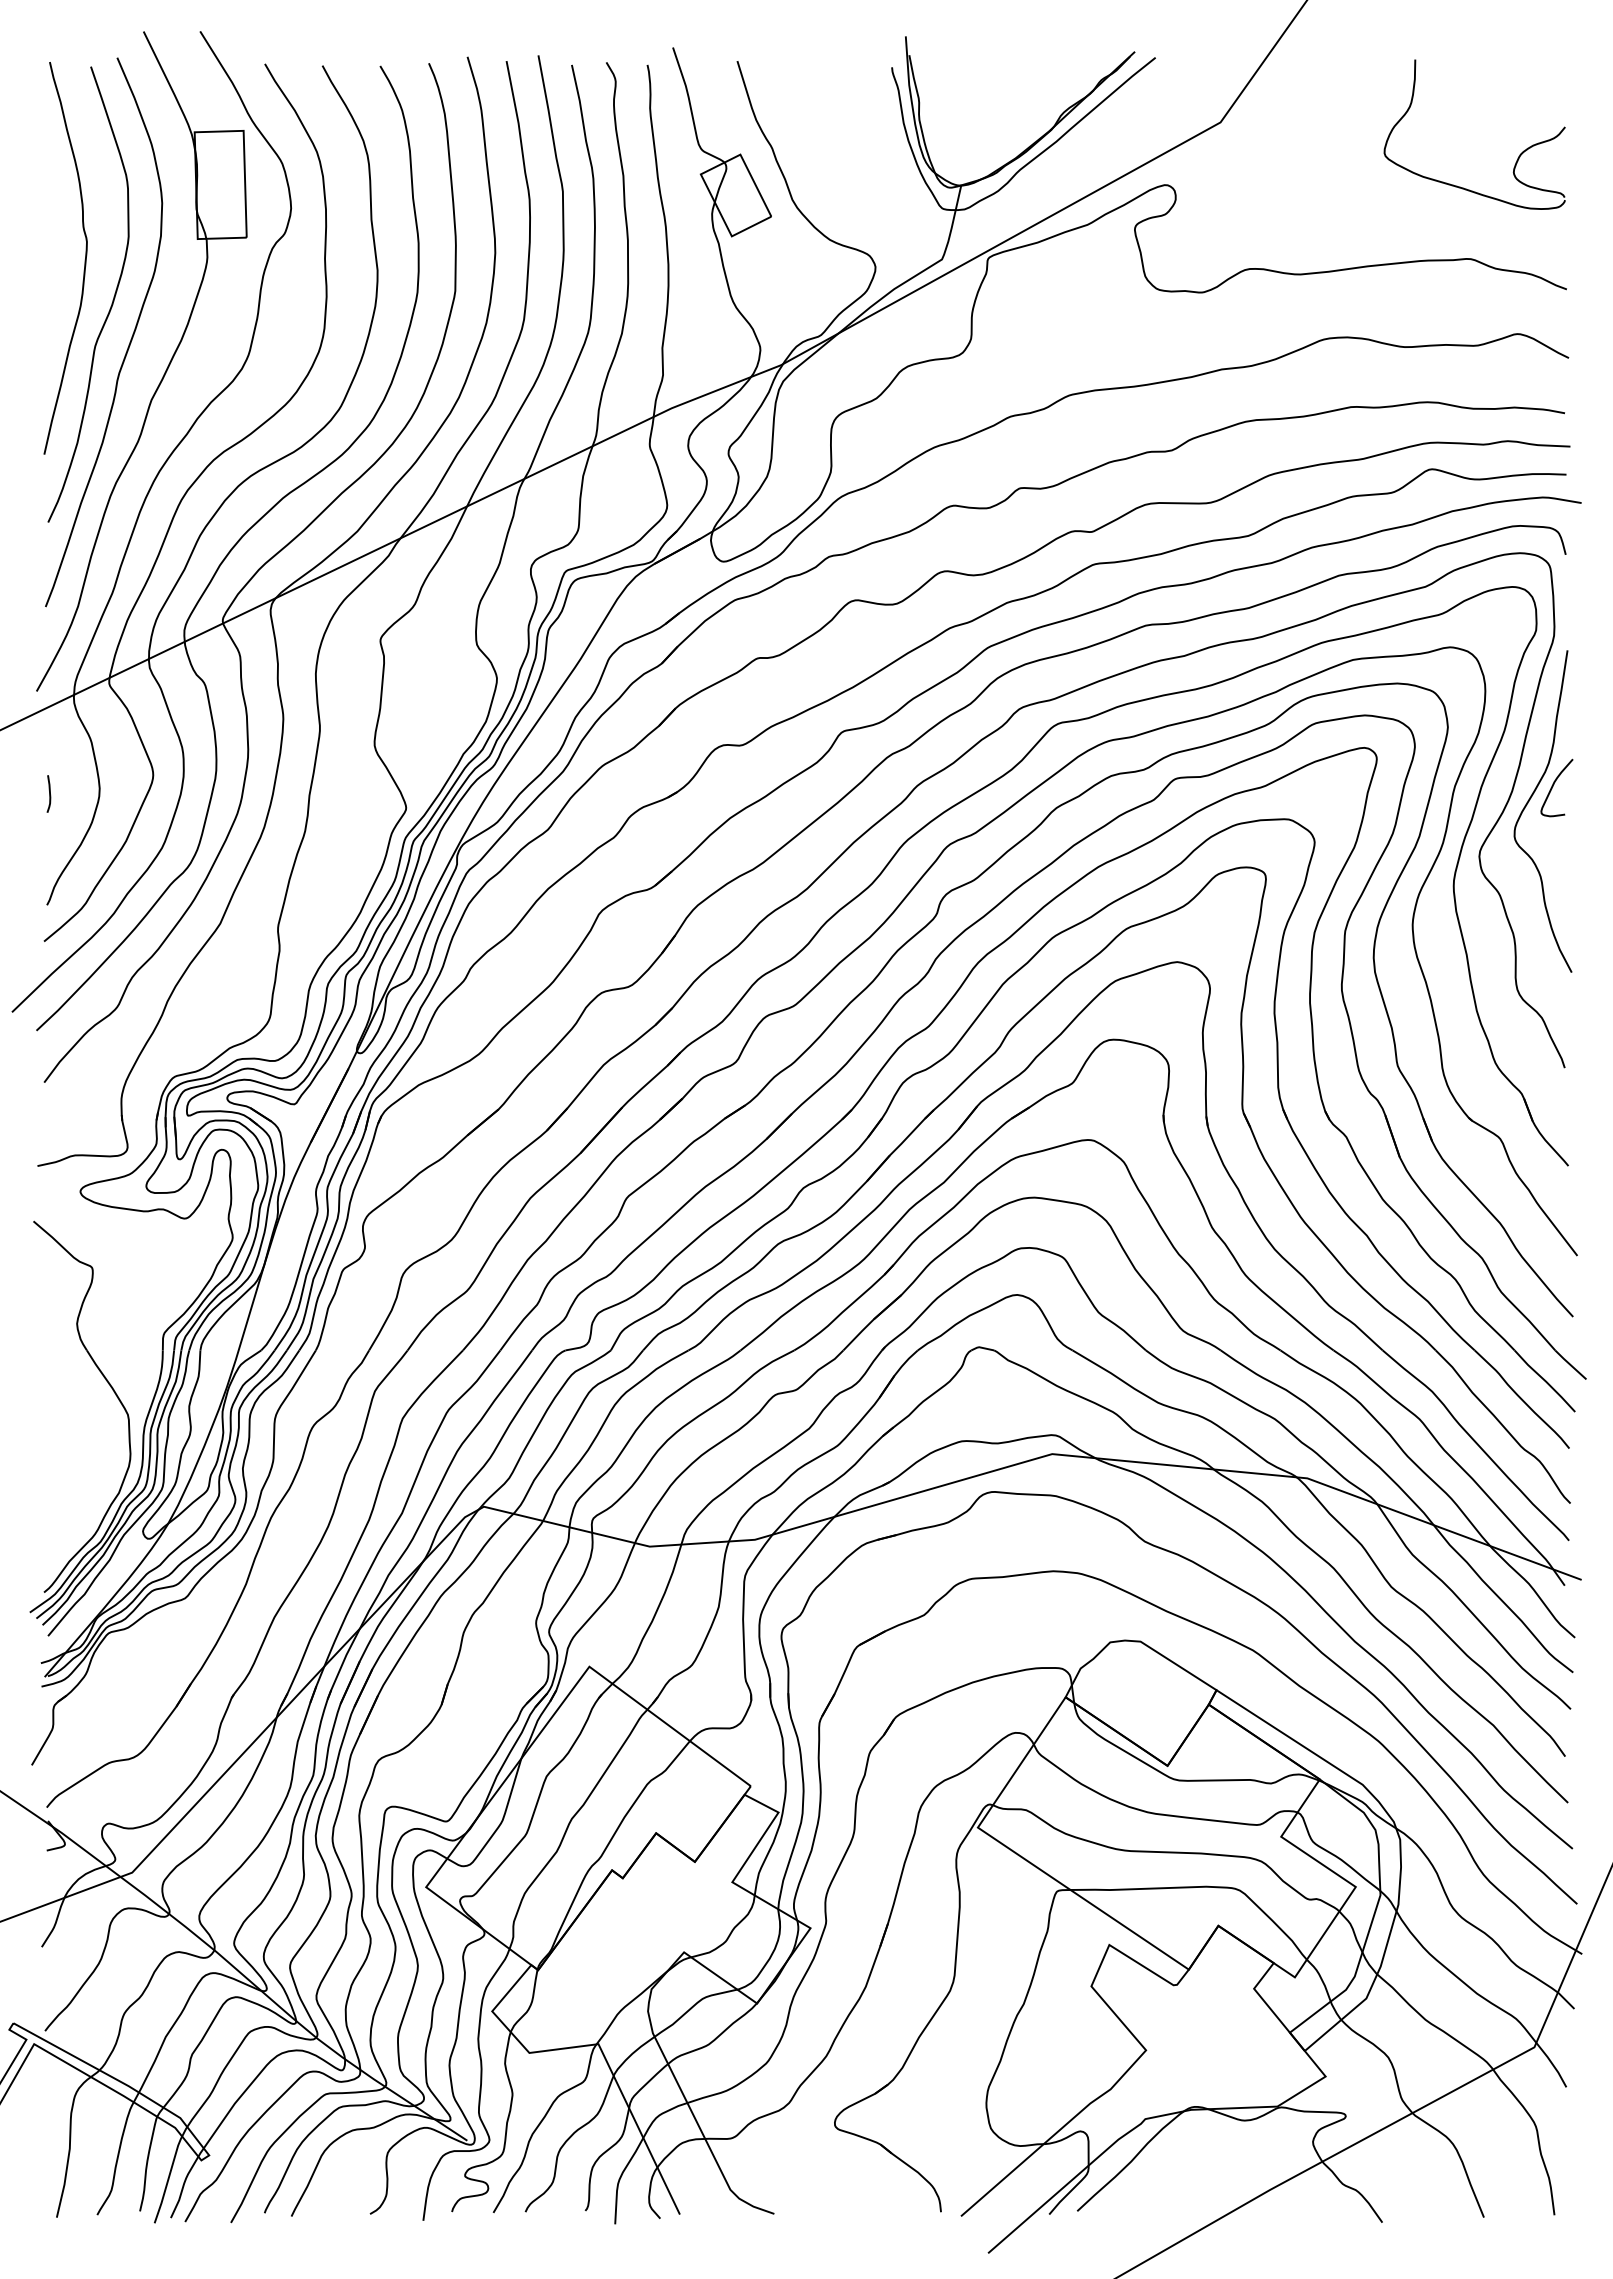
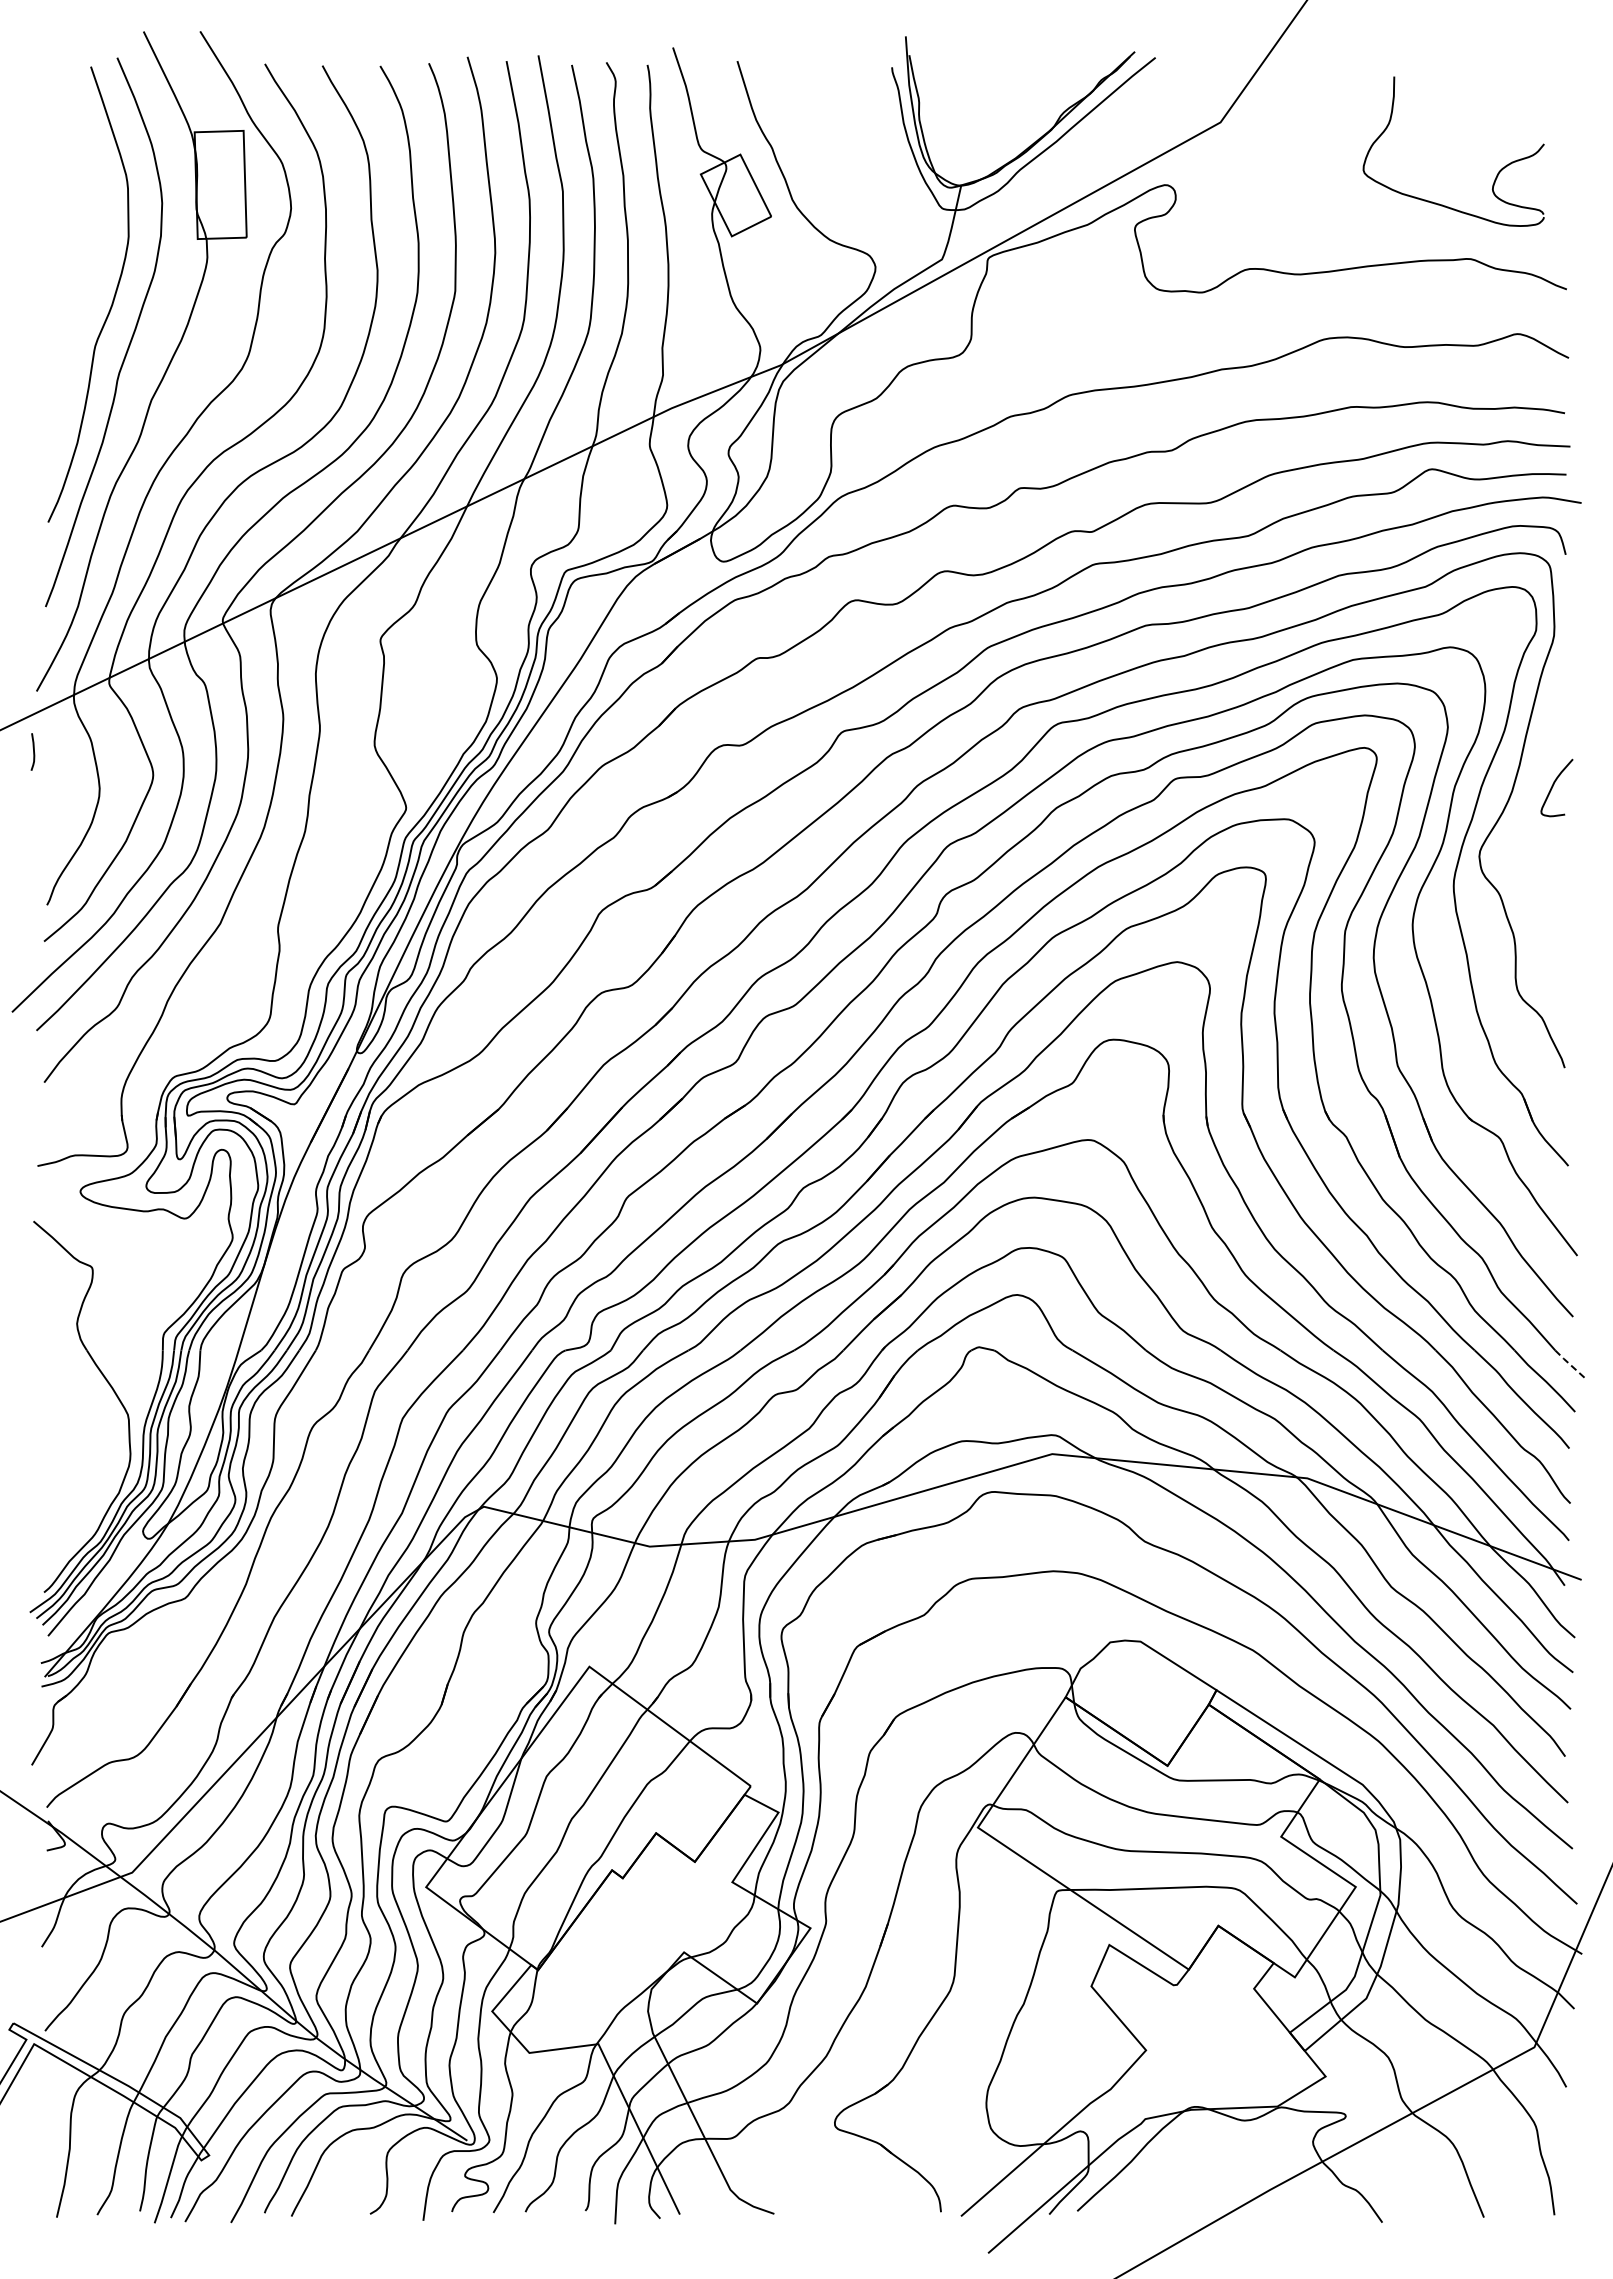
part position: (1518, 156) -> (1497, 173) (1497, 173)
curve: present -> none (84, 259)
curve position: (49, 793) -> (33, 751) (33, 751)
curve: present -> none (1528, 803)
line: solid -> dashed (1570, 1364)
